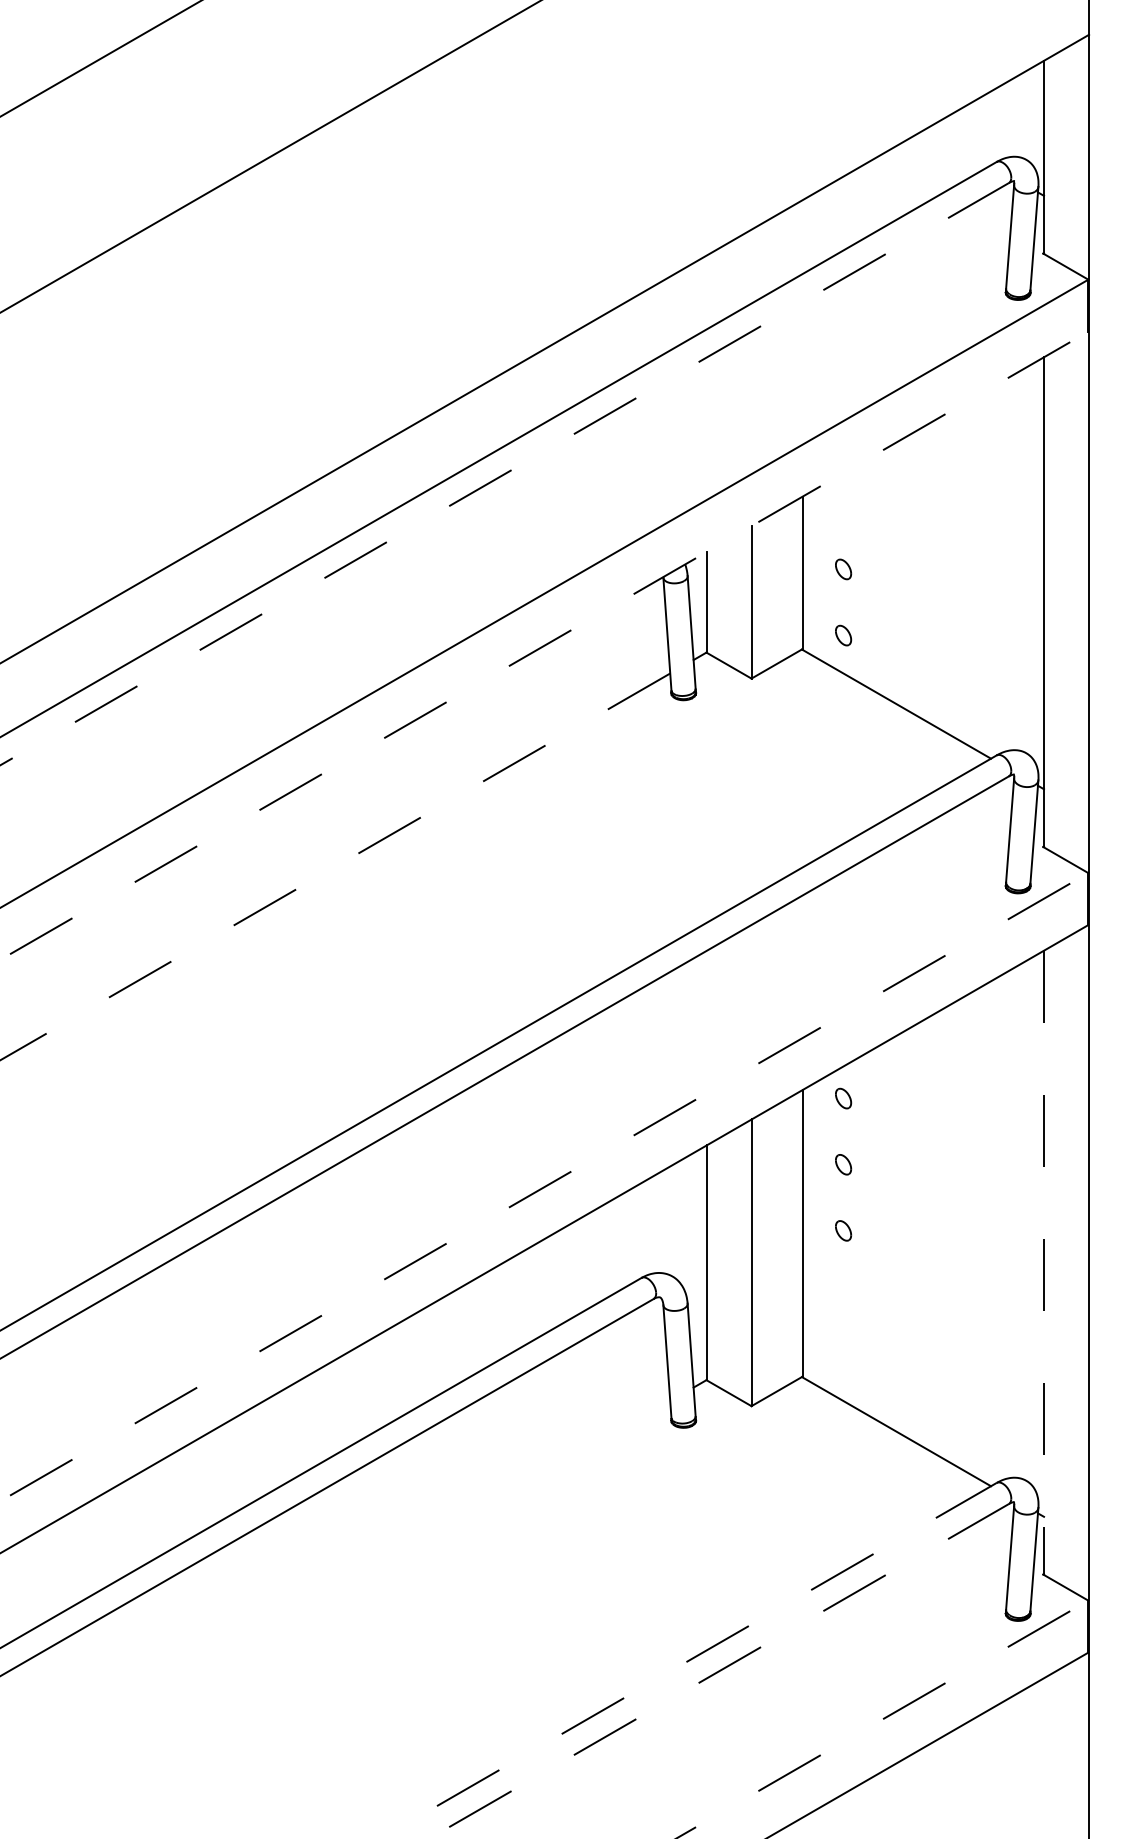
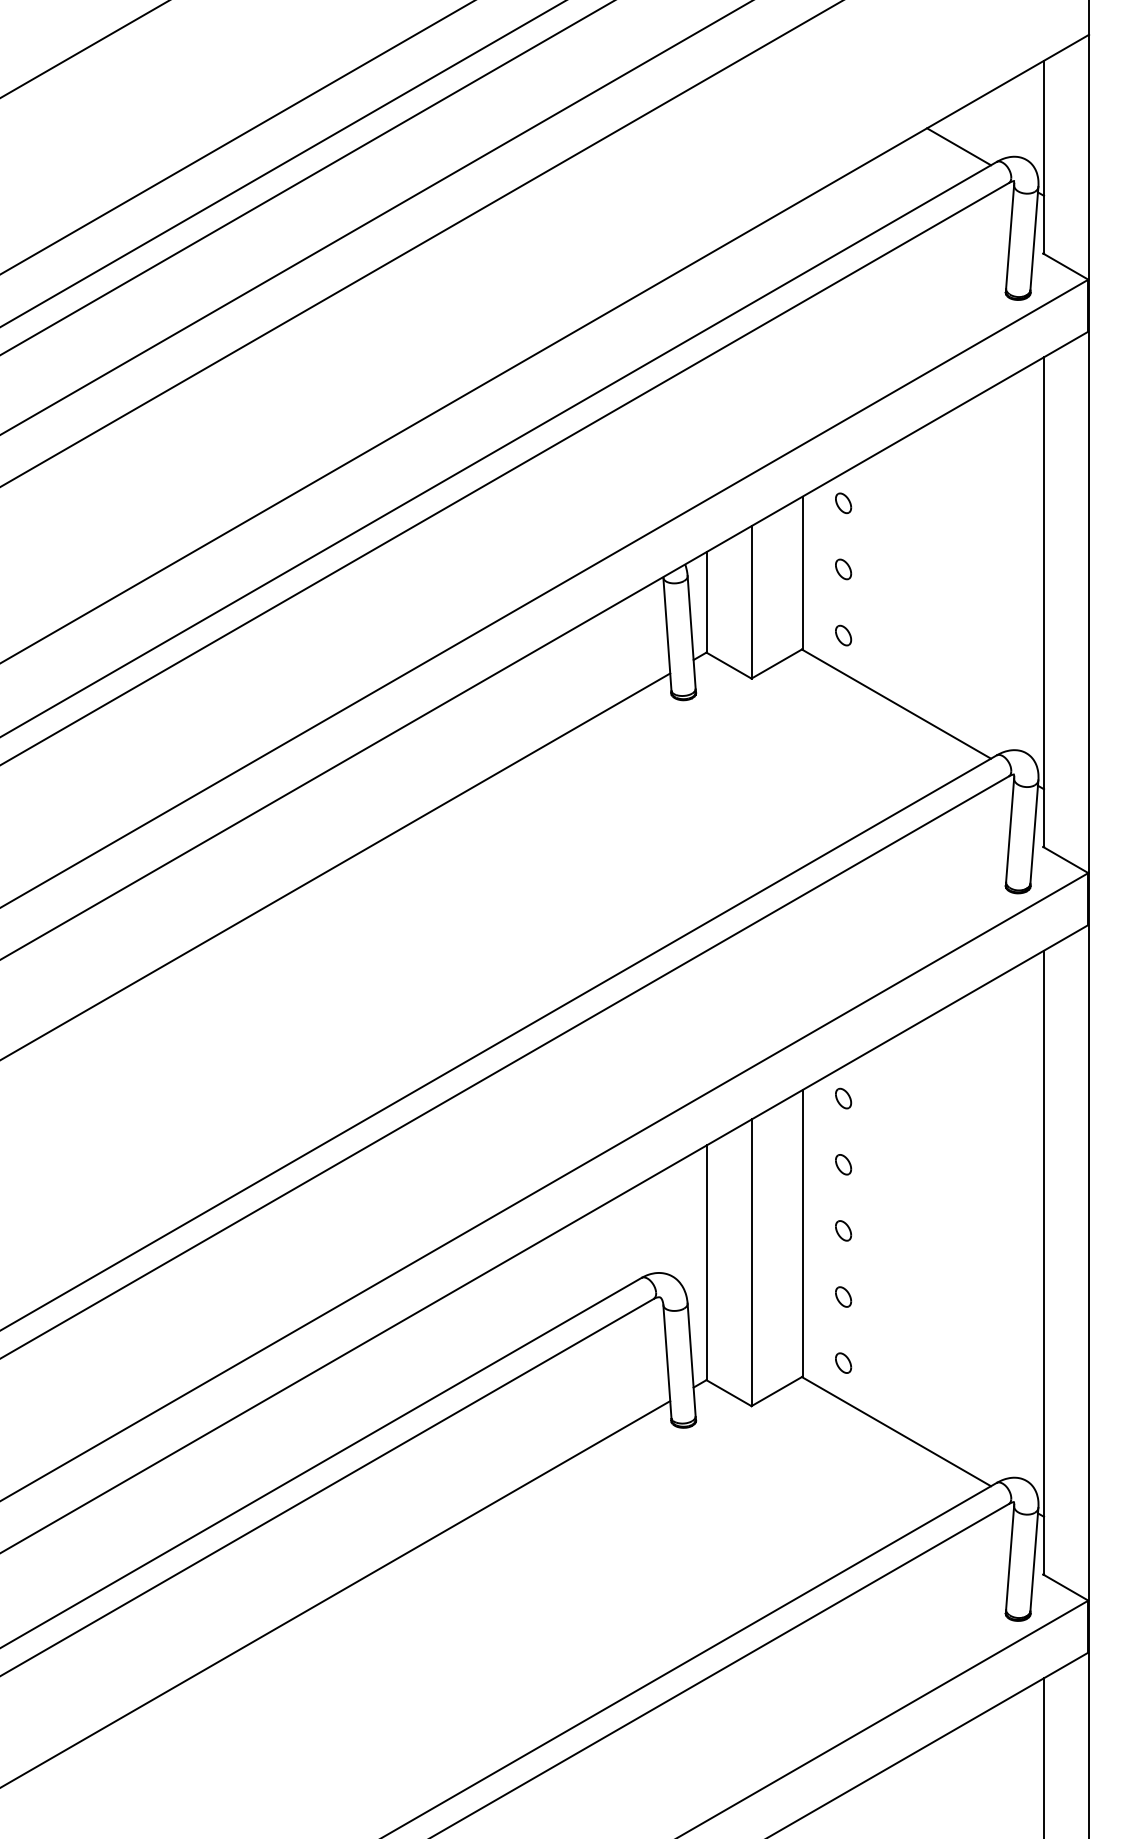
line position: (100, 58) -> (84, 49) (84, 49)
line: none -> present (236, 137)
line: none -> present (959, 146)
line position: (270, 156) -> (282, 164) (282, 164)
line: none -> present (307, 178)
line: none -> present (376, 217)
line: none -> present (421, 243)
line: dashed -> solid (505, 473)
part: none -> present (843, 503)
line: dashed -> solid (544, 645)
line: dashed -> solid (335, 866)
line: dashed -> solid (544, 1186)
line: dashed -> solid (1044, 1262)
part: none -> present (843, 1296)
part: none -> present (843, 1362)
line: none -> present (336, 1593)
line: dashed -> solid (688, 1660)
line: dashed -> solid (718, 1671)
line: dashed -> solid (882, 1719)
line: none -> present (1044, 1756)
